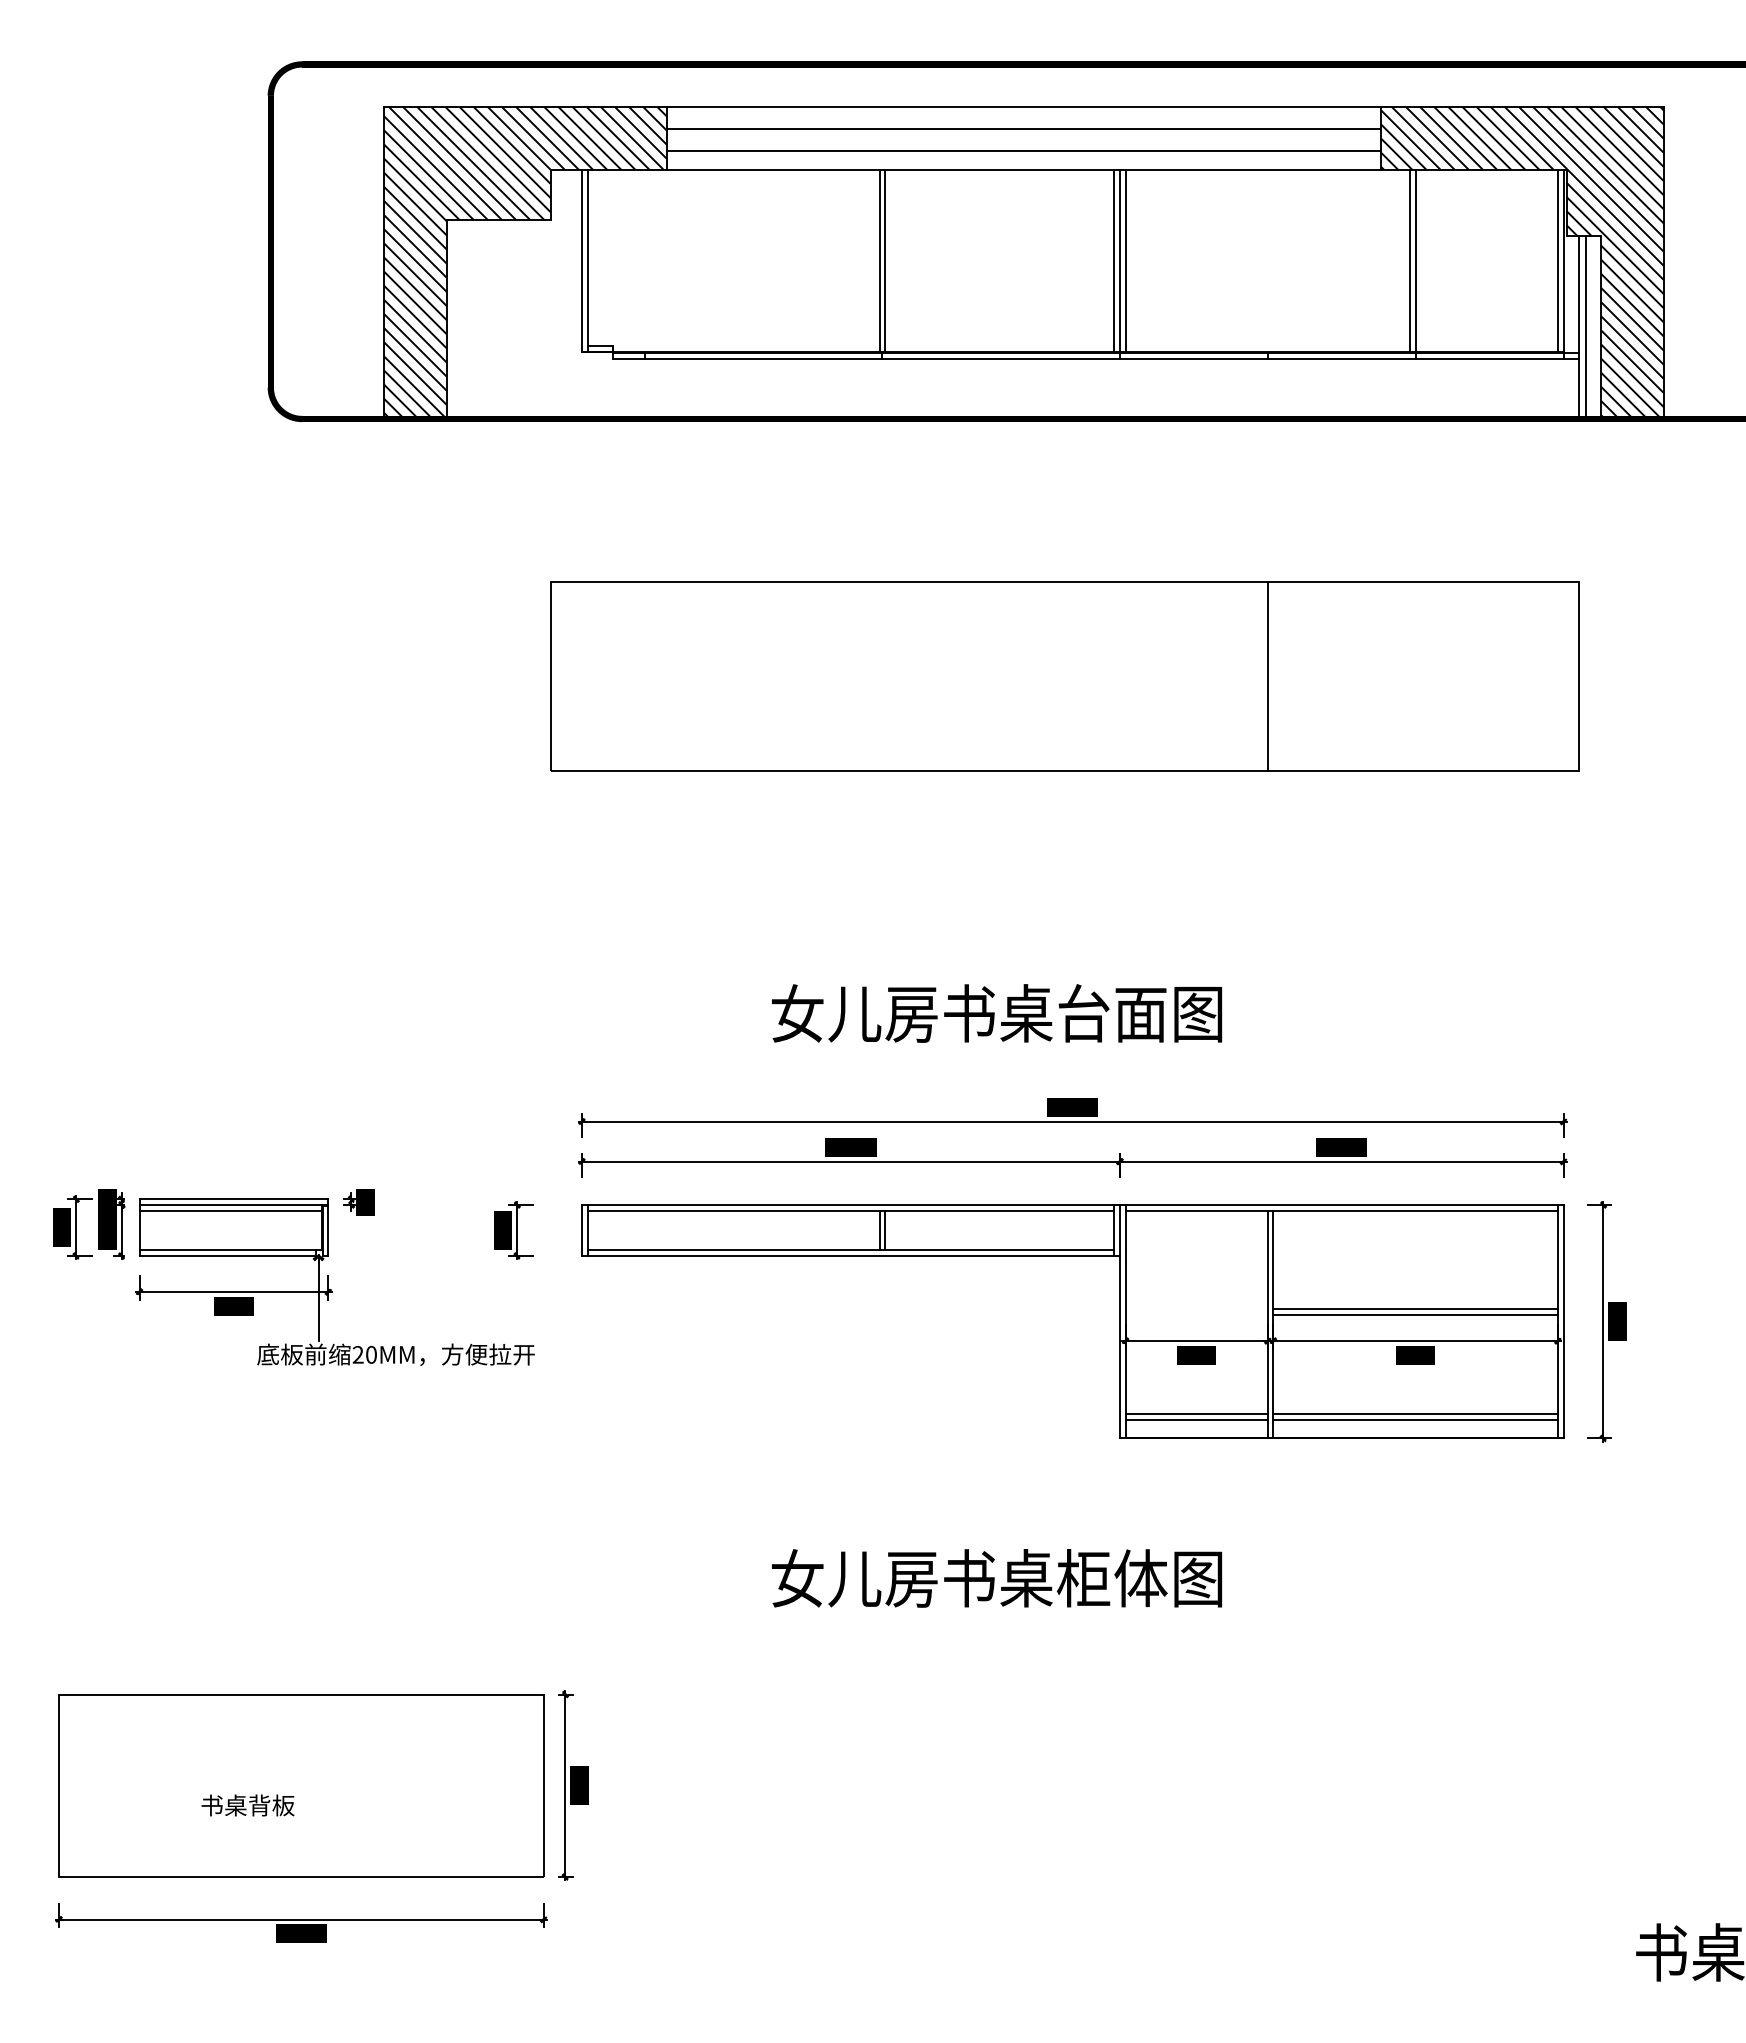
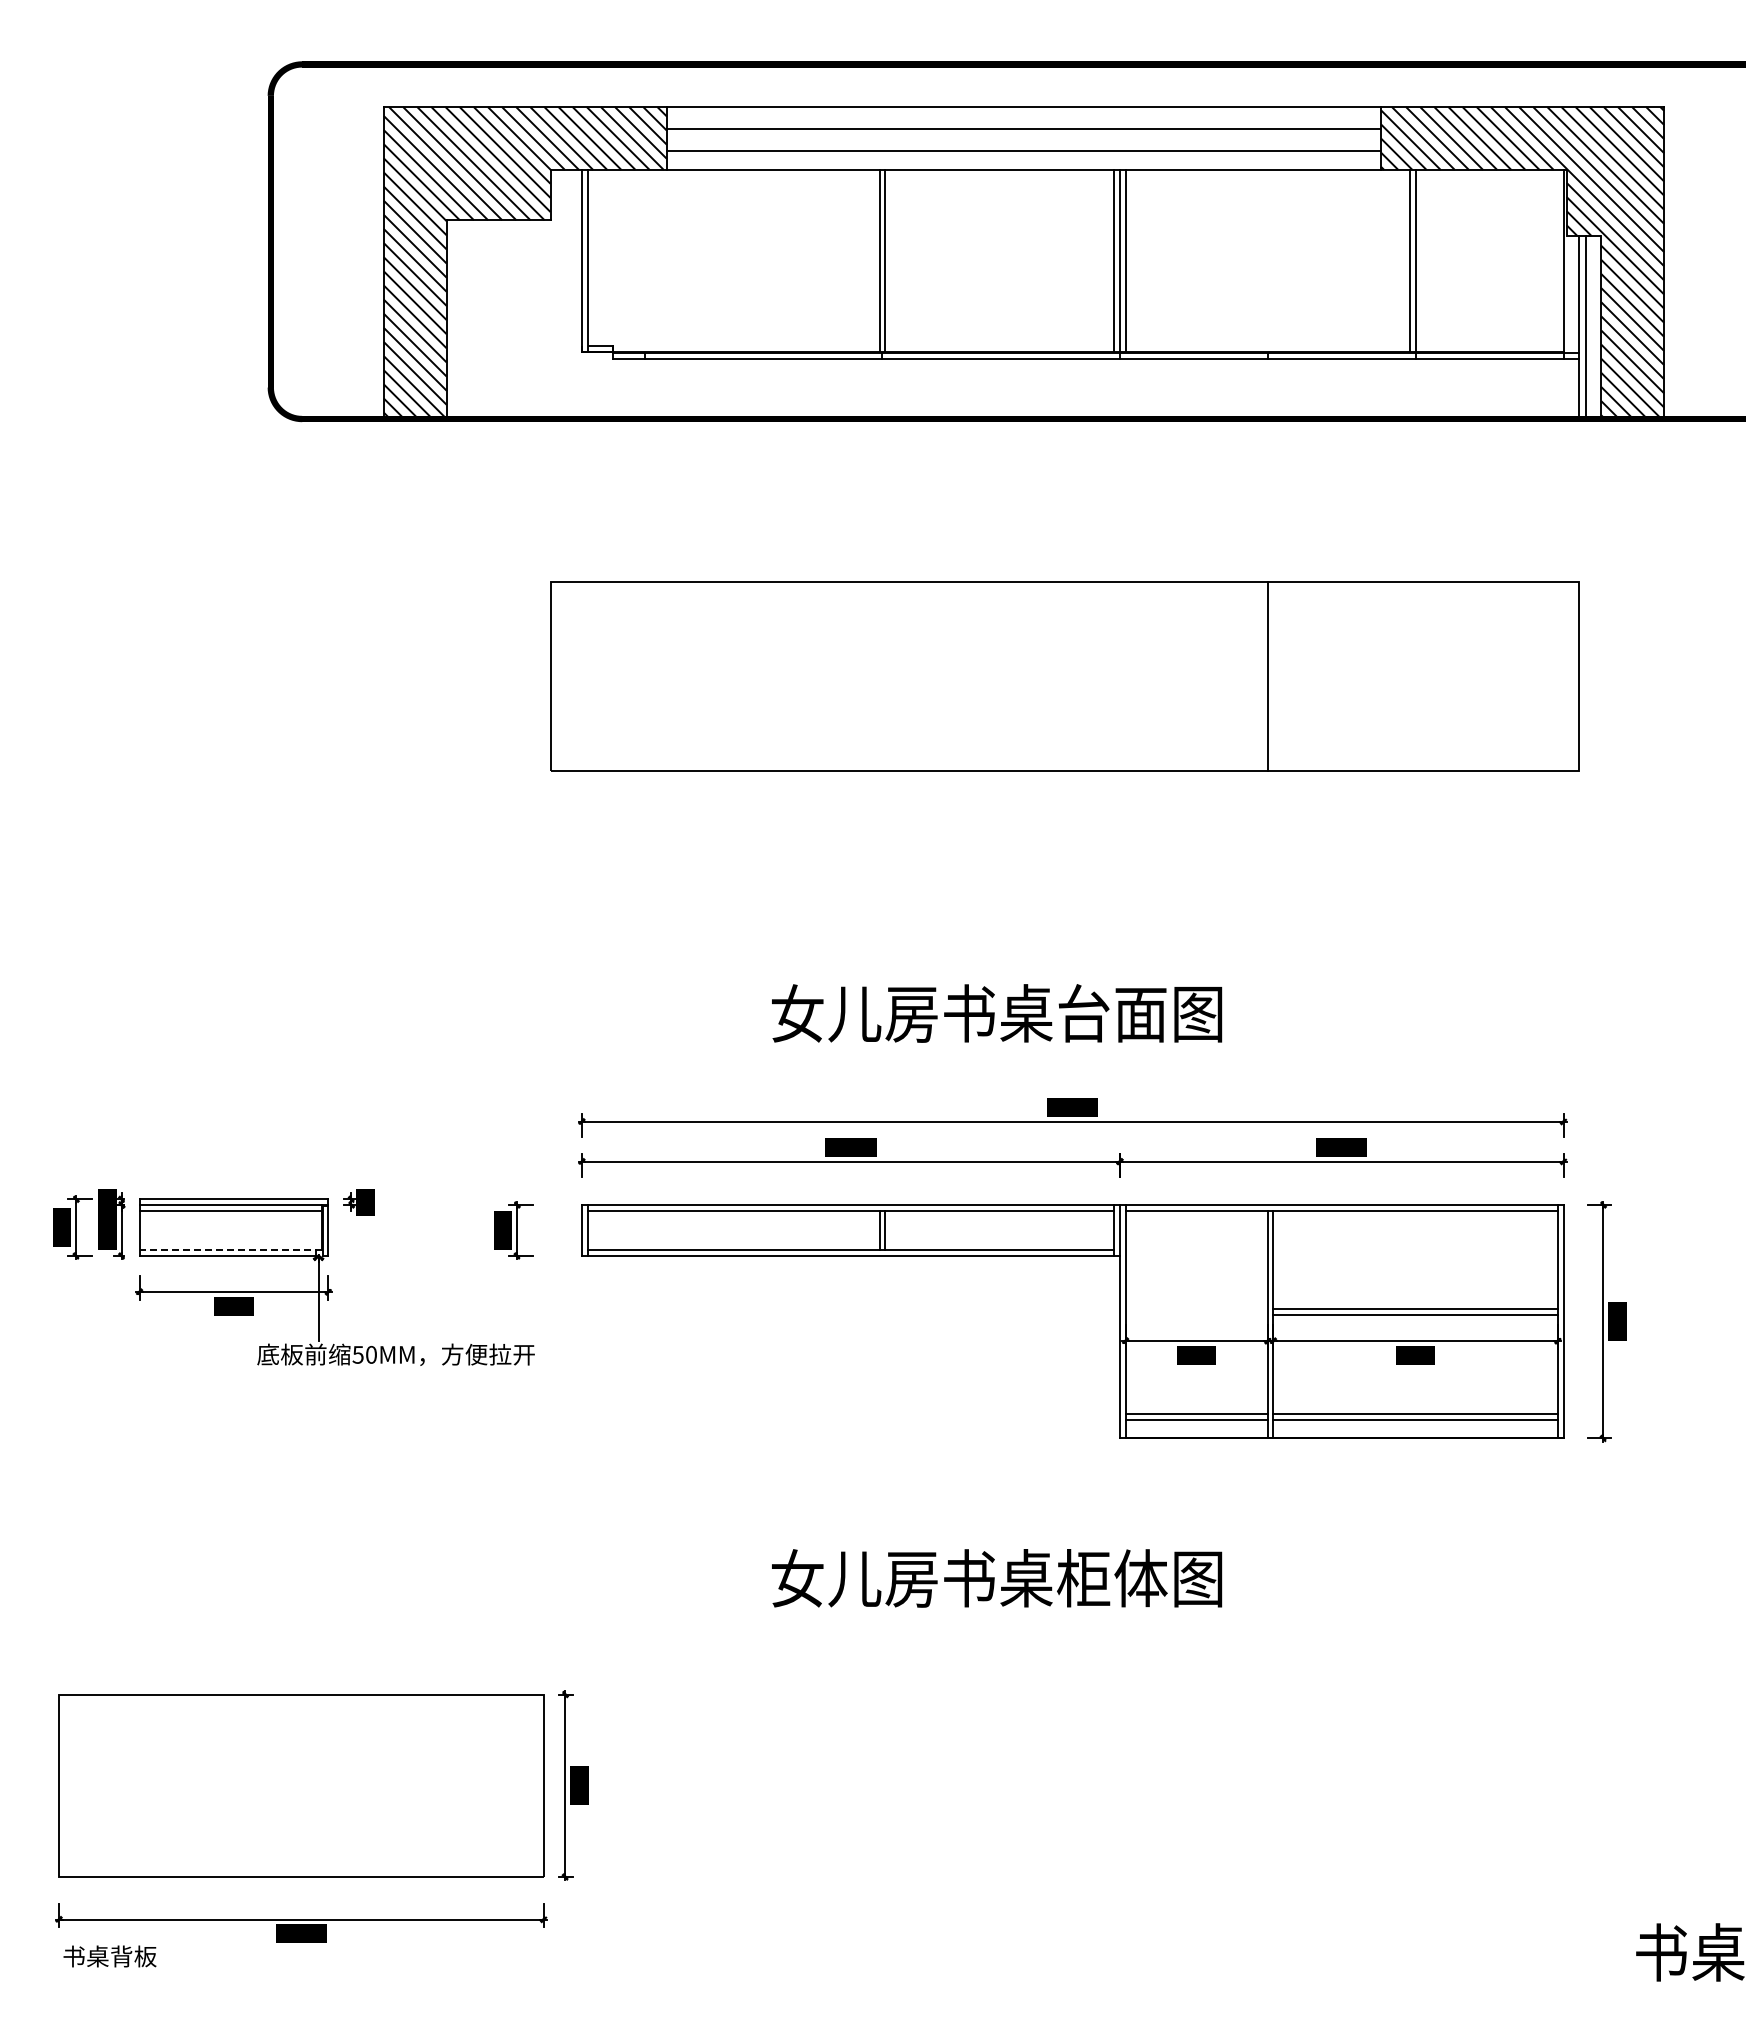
line: present -> none (1557, 260)
line: solid -> dashed (230, 1250)
text: 20MM -> 50MM (357, 1354)
text position: (247, 1805) -> (109, 1956) (109, 1956)
